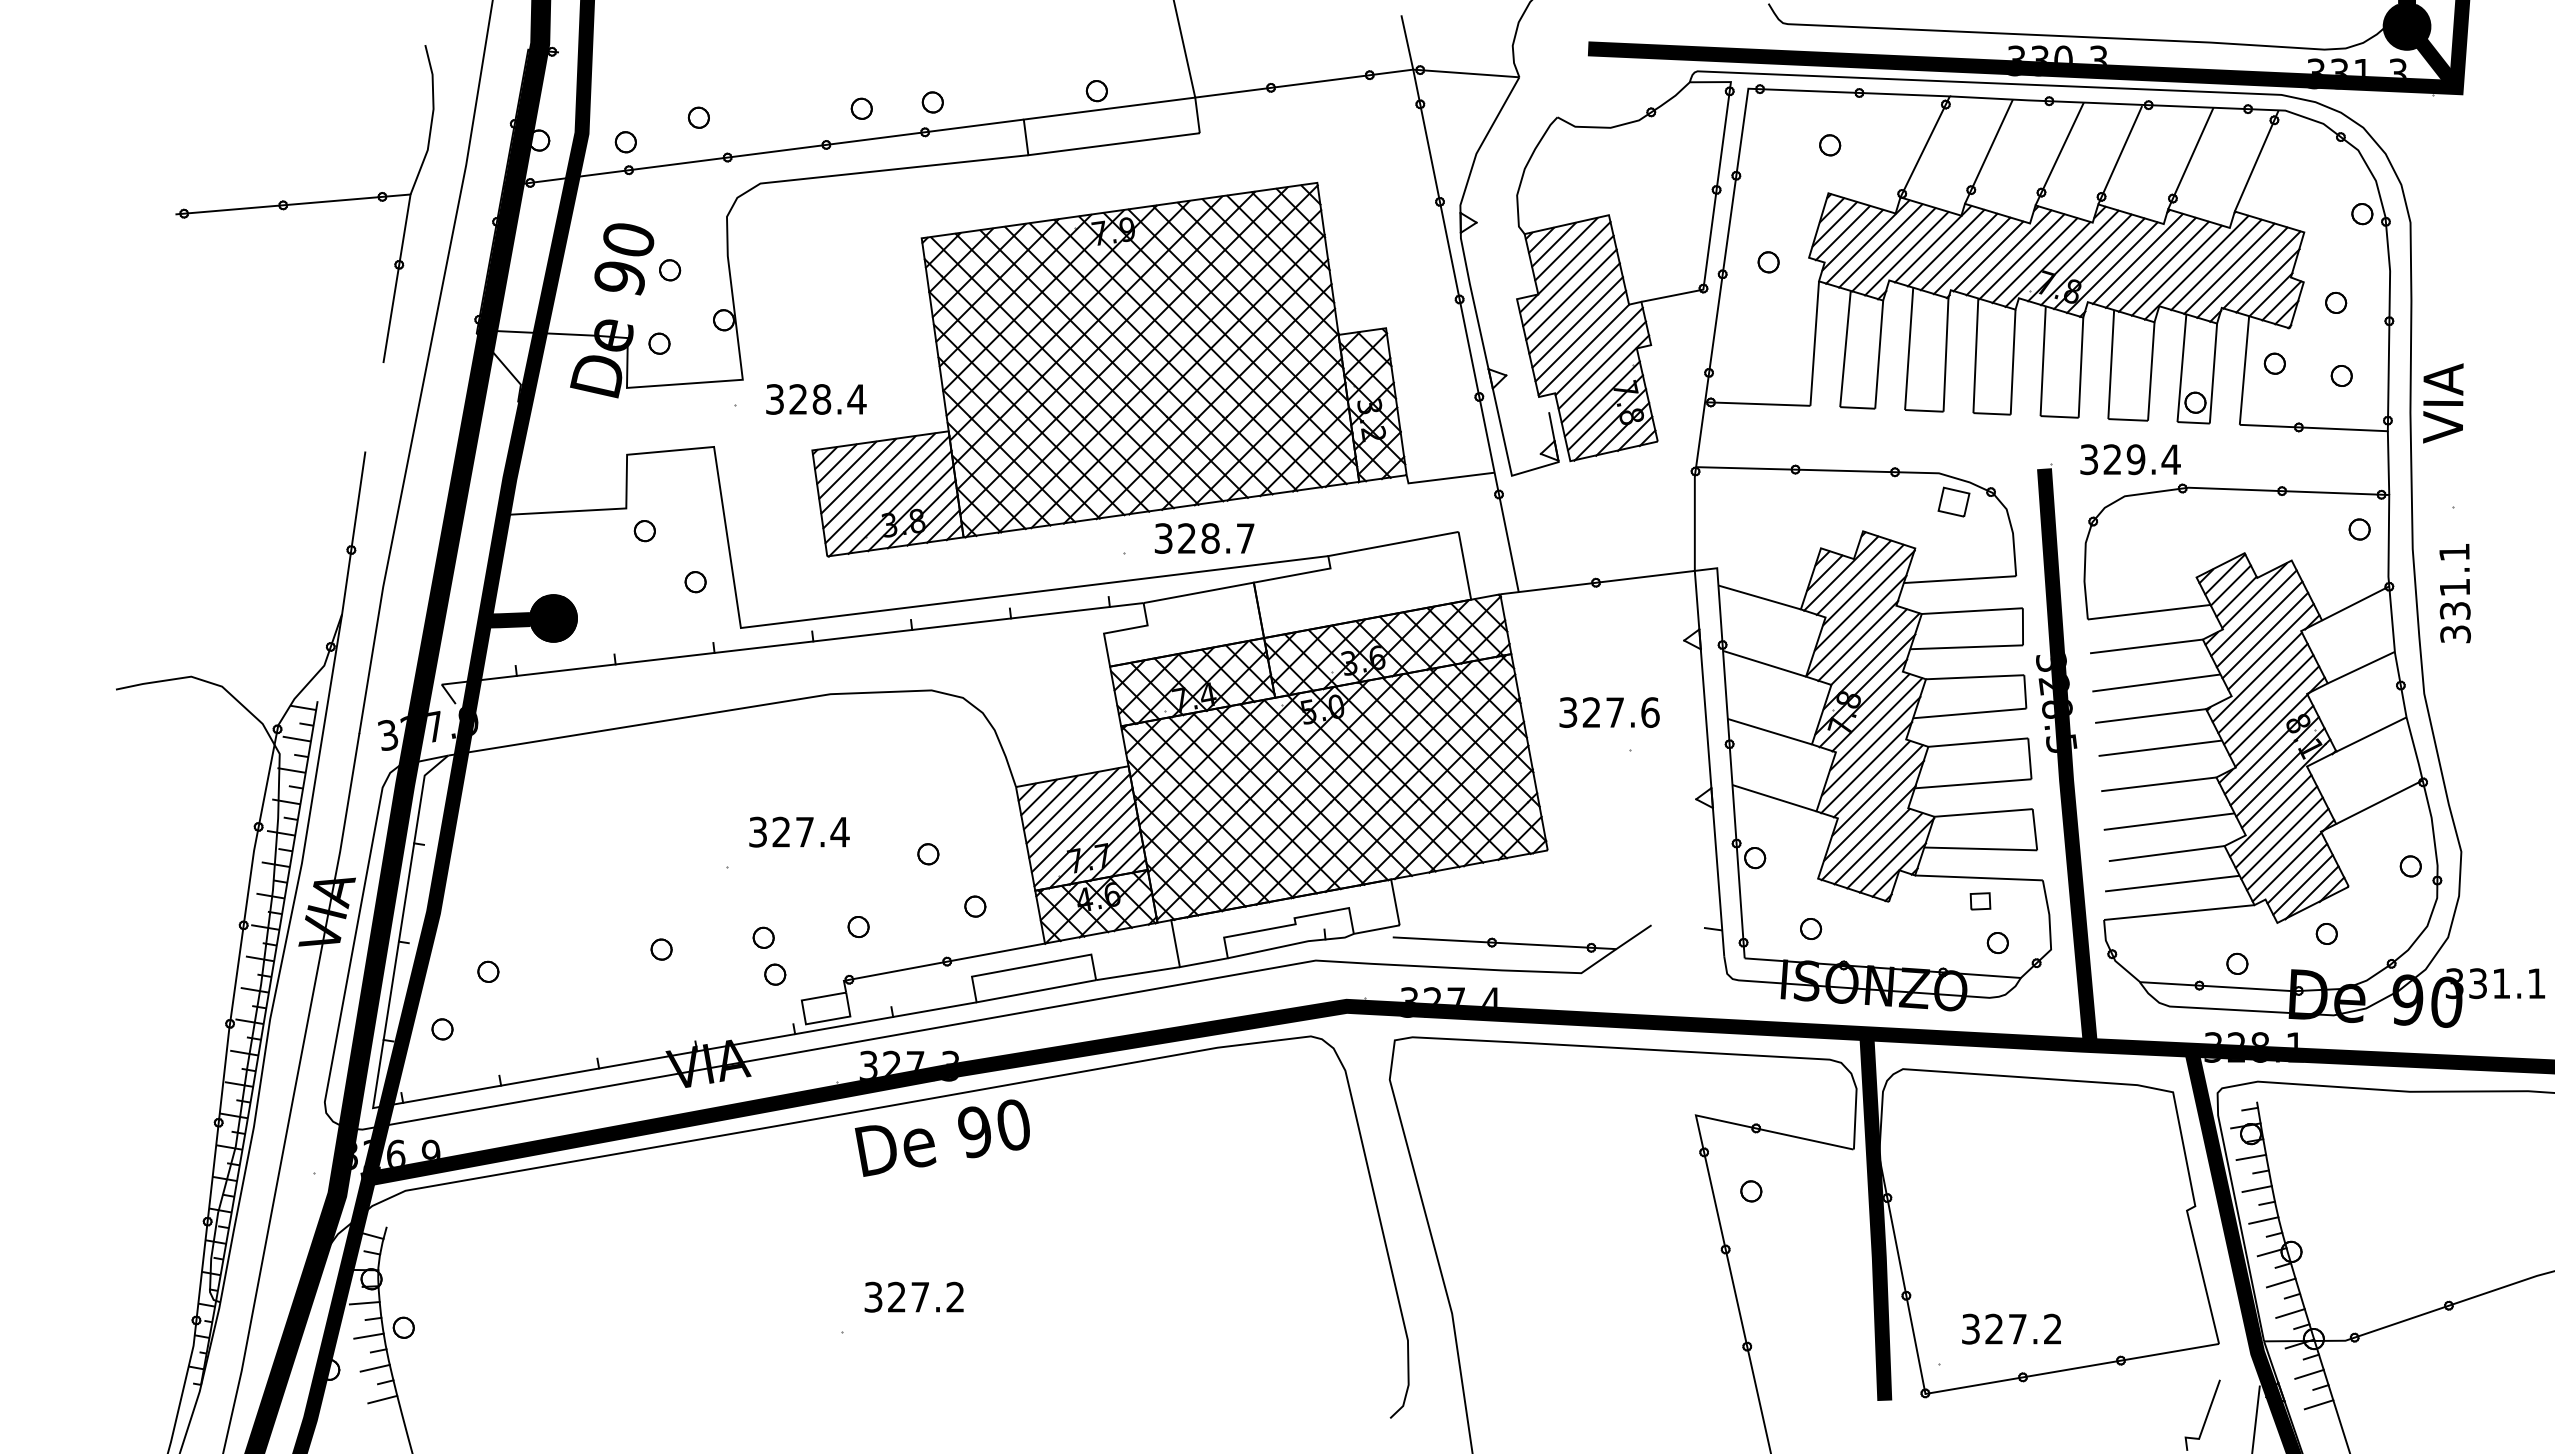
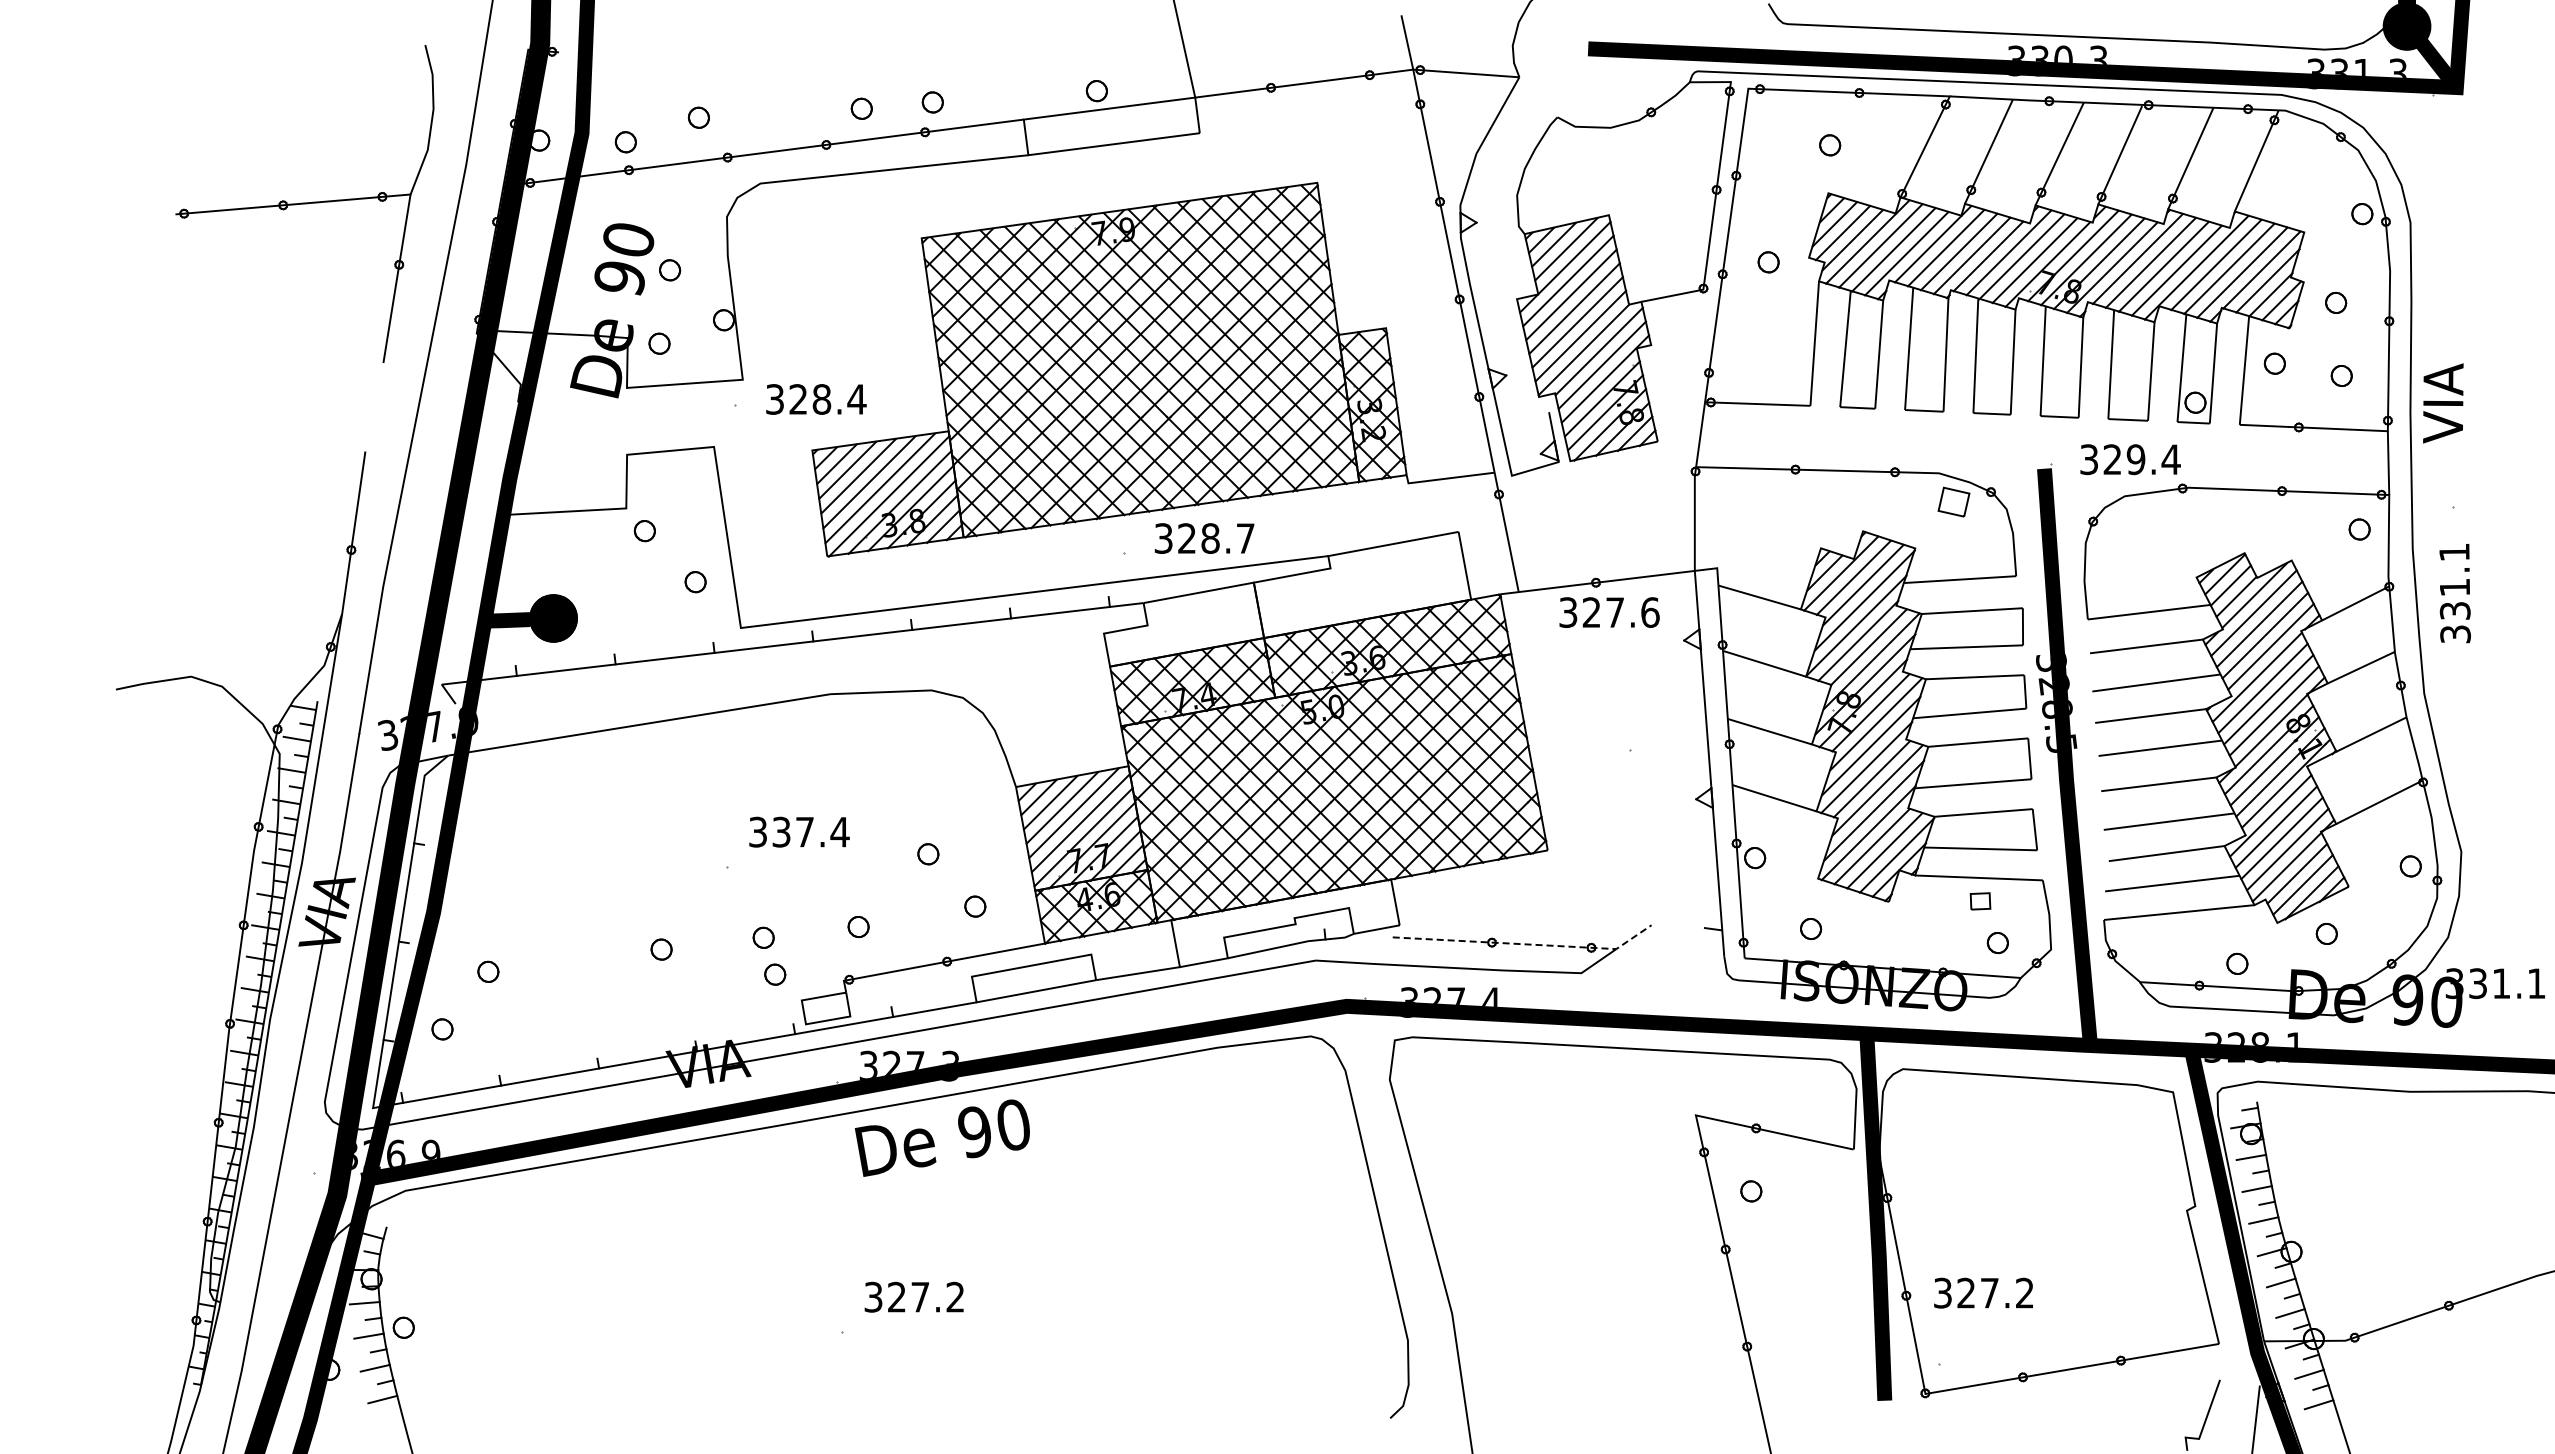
text position: (1609, 712) -> (1609, 612) (1609, 612)
text: 327.4 -> 337.4 (781, 832)
line: solid -> dashed (1526, 944)
text position: (2011, 1328) -> (1983, 1292) (1983, 1292)
